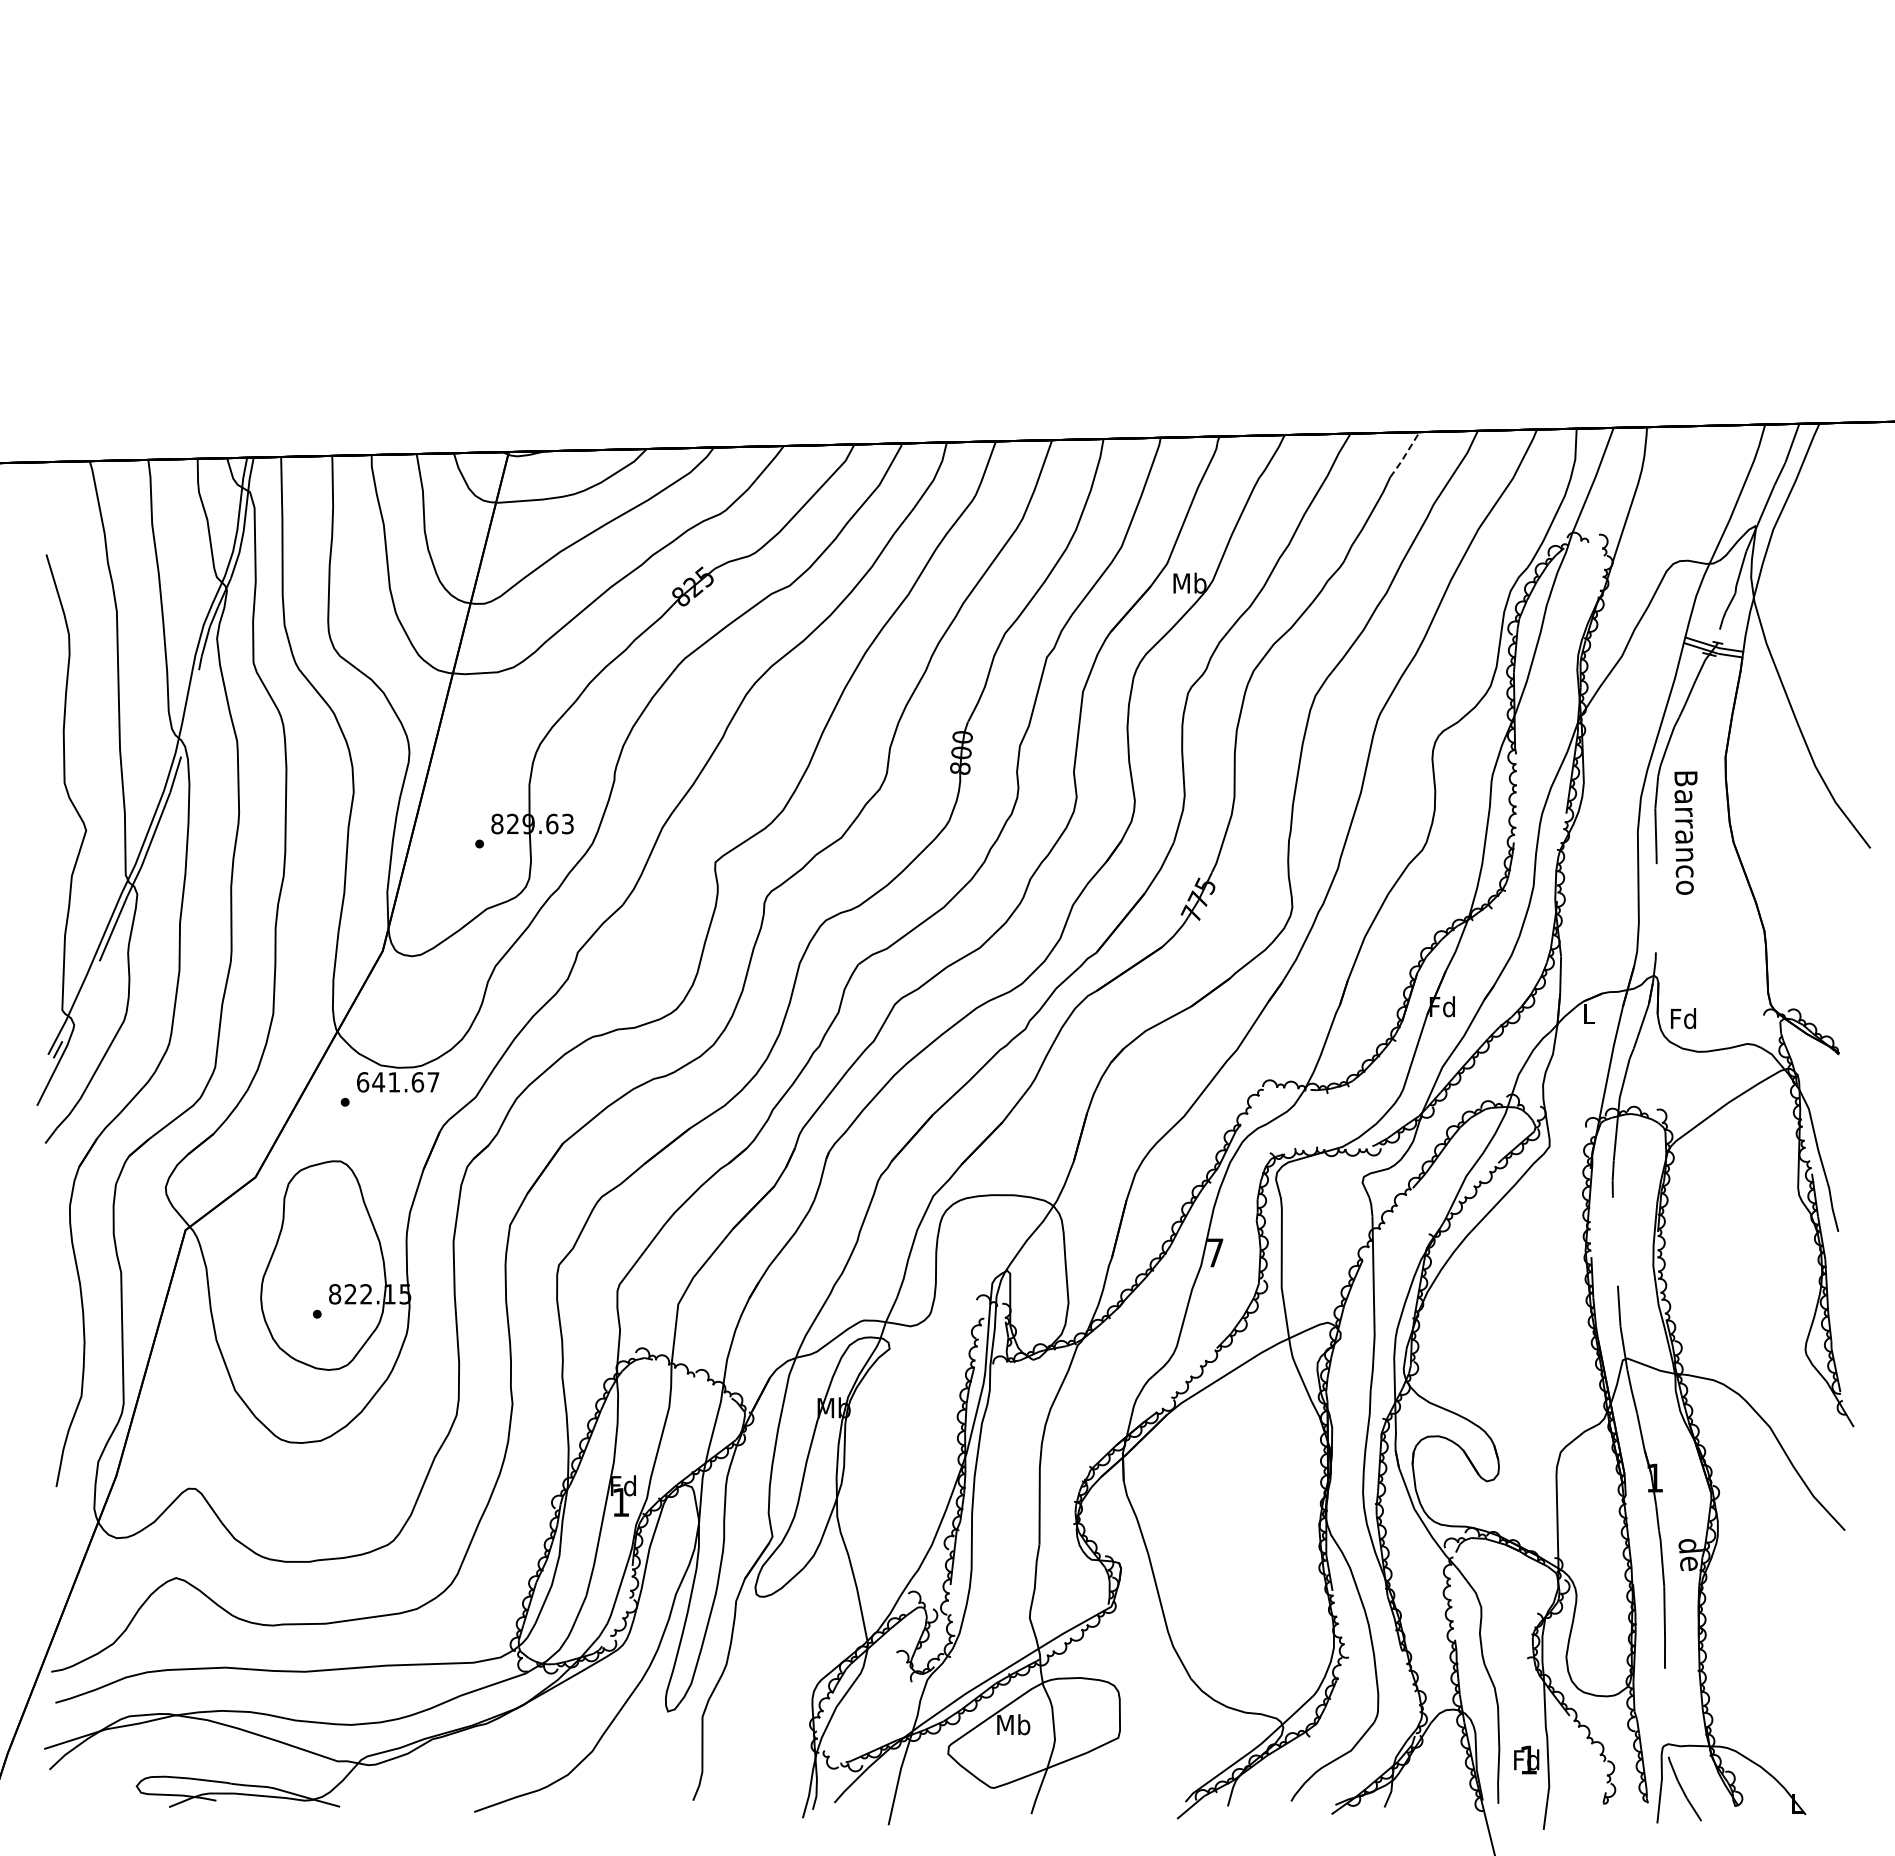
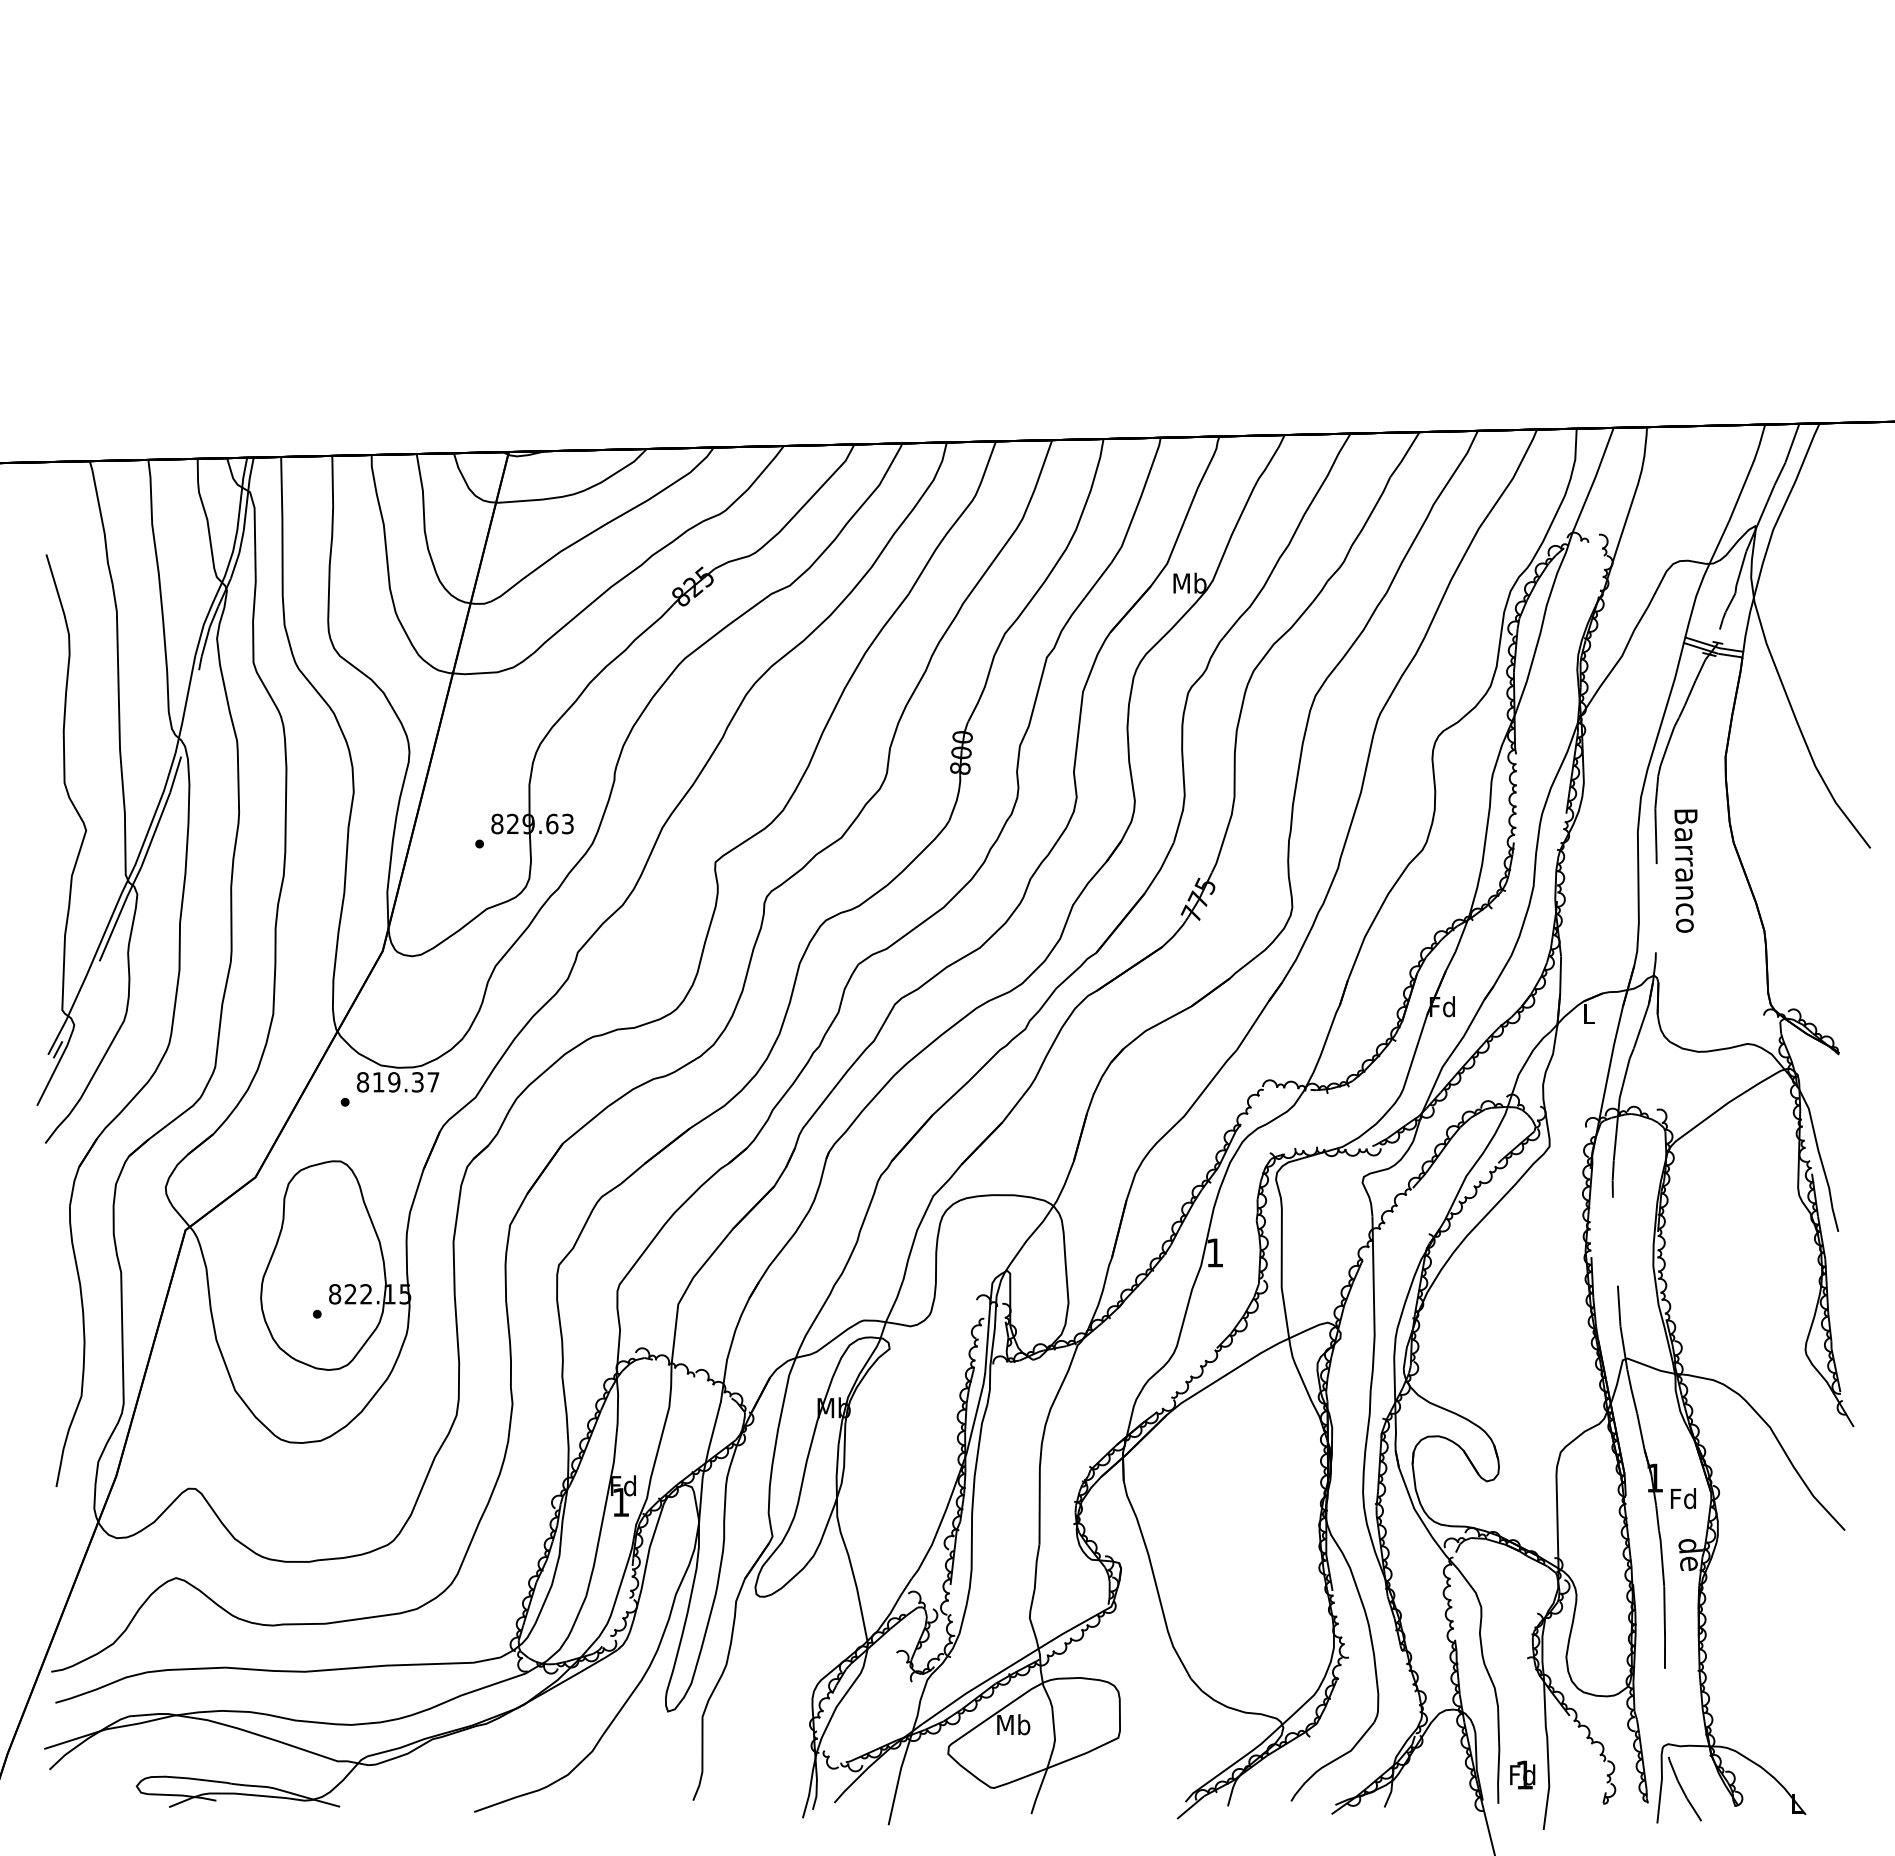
line: dashed -> solid (1405, 455)
text position: (1685, 832) -> (1685, 870) (1685, 870)
text position: (1683, 1018) -> (1683, 1498) (1683, 1498)
text: 641.67 -> 819.37 (390, 1082)
text: 7 -> 1 (1215, 1252)
text position: (1526, 1759) -> (1522, 1774) (1522, 1774)
